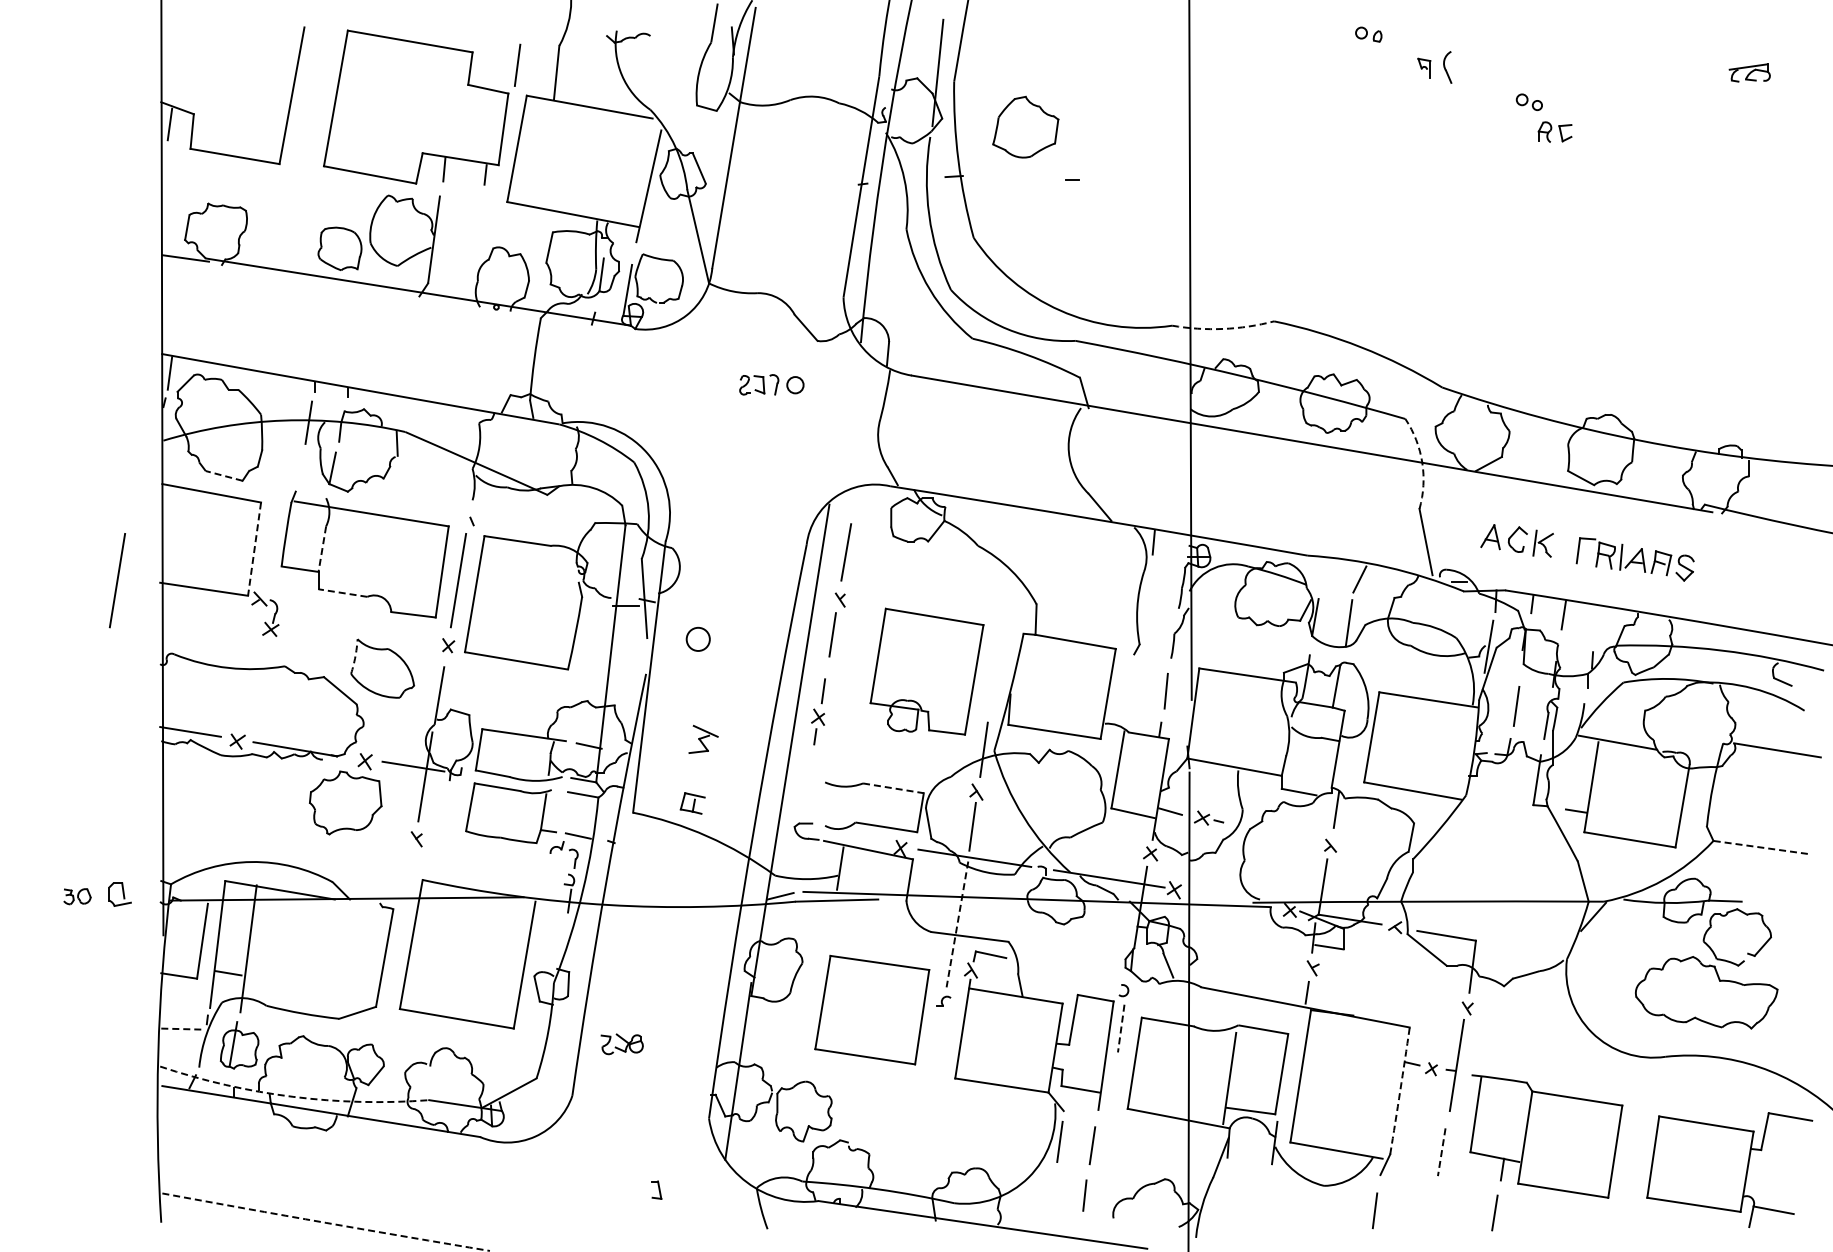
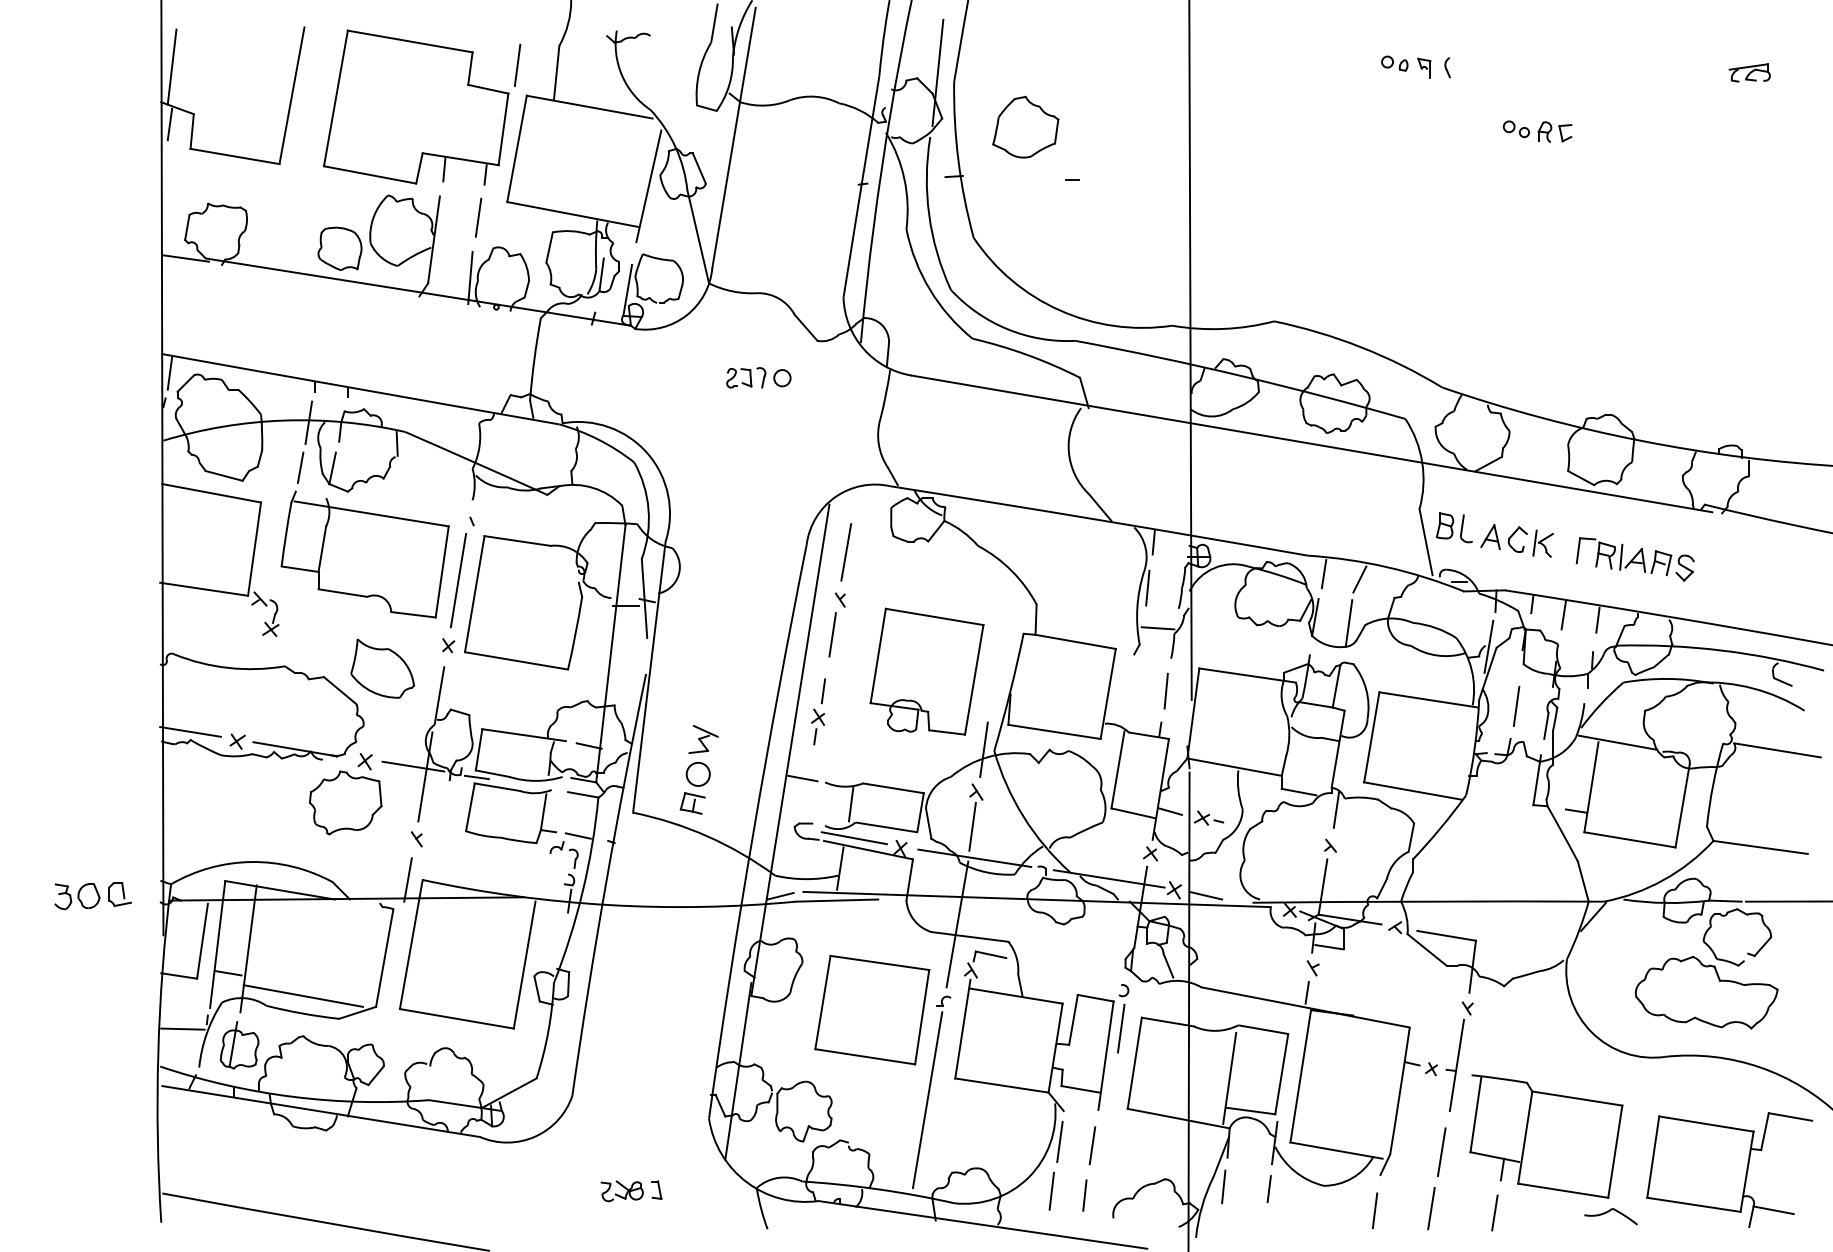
part position: (1368, 34) -> (1394, 63) (1394, 63)
line: none -> present (171, 66)
part size: 10x33 px -> 7x22 px (1447, 67)
part position: (1528, 101) -> (1515, 128) (1515, 128)
line: none -> present (478, 217)
line: none -> present (470, 277)
arc: dashed -> solid (1223, 328)
part position: (771, 384) -> (758, 377) (758, 377)
arc: dashed -> solid (1422, 462)
line: none -> present (300, 467)
line: dashed -> solid (223, 475)
part: none -> present (1453, 527)
line: dashed -> solid (254, 549)
line: dashed -> solid (322, 549)
line: none -> present (1323, 574)
line: present -> none (117, 580)
line: none -> present (1147, 587)
line: dashed -> solid (342, 593)
line: none -> present (1597, 619)
line: none -> present (1157, 628)
circle position: (697, 638) -> (697, 773) (697, 773)
arc: dashed -> solid (355, 656)
line: none -> present (476, 777)
line: none -> present (802, 778)
line: dashed -> solid (893, 788)
line: none -> present (850, 804)
line: none -> present (853, 838)
line: dashed -> solid (1760, 847)
line: none -> present (407, 879)
line: none -> present (1205, 895)
part size: 29x18 px -> 47x28 px (77, 896)
line: none -> present (1787, 901)
line: dashed -> solid (957, 924)
line: none -> present (303, 995)
line: dashed -> solid (182, 1029)
line: dashed -> solid (1121, 1029)
part position: (621, 1044) -> (621, 1191) (621, 1191)
arc: dashed -> solid (1400, 1090)
arc: dashed -> solid (293, 1096)
line: none -> present (927, 1100)
line: dashed -> solid (1441, 1152)
line: none -> present (1223, 1186)
line: none -> present (1268, 1188)
line: none -> present (1051, 1190)
line: none -> present (1431, 1208)
part: none -> present (1610, 1216)
arc: dashed -> solid (326, 1222)
